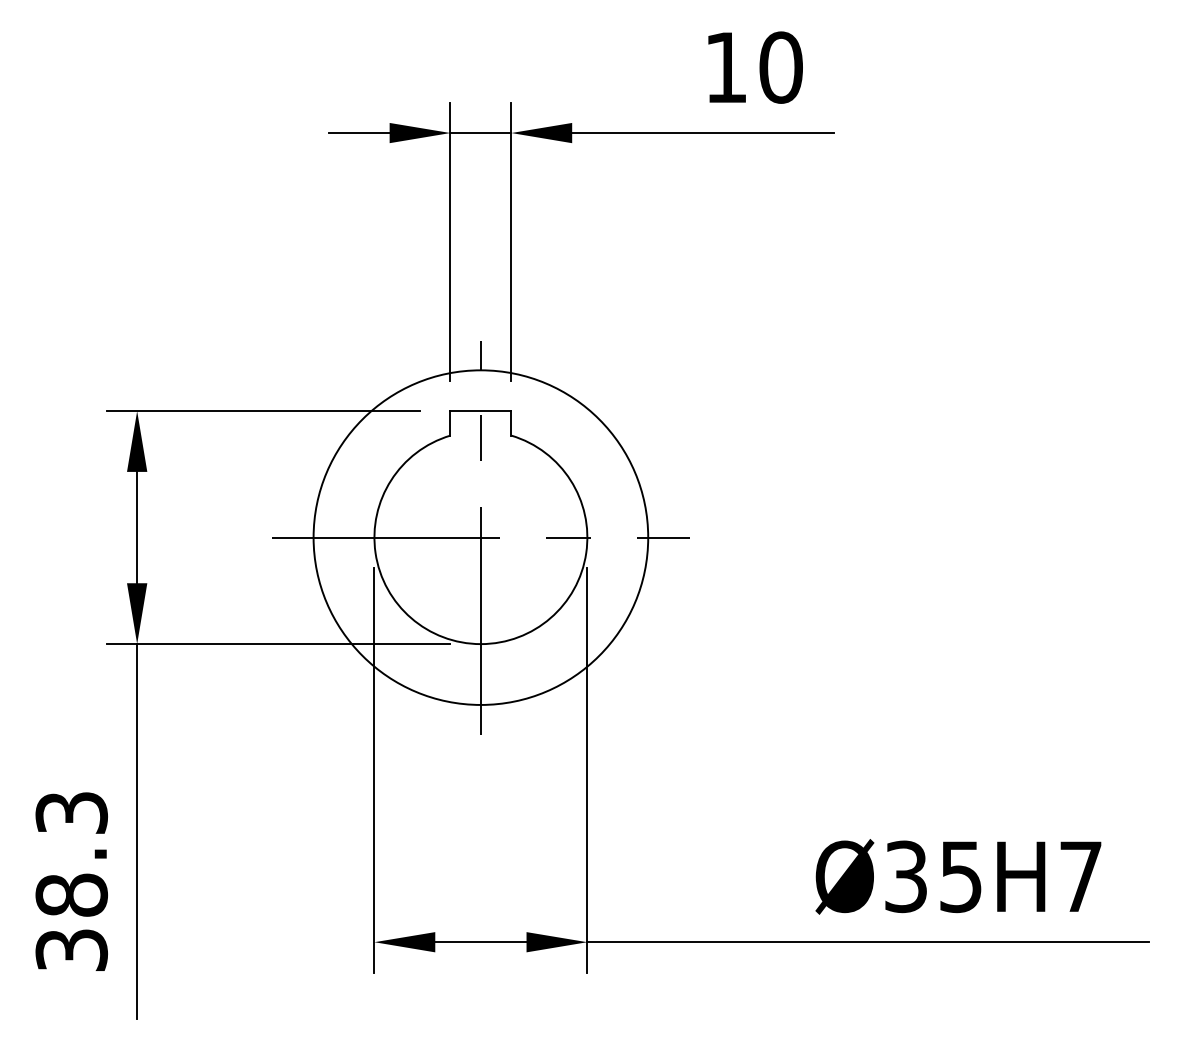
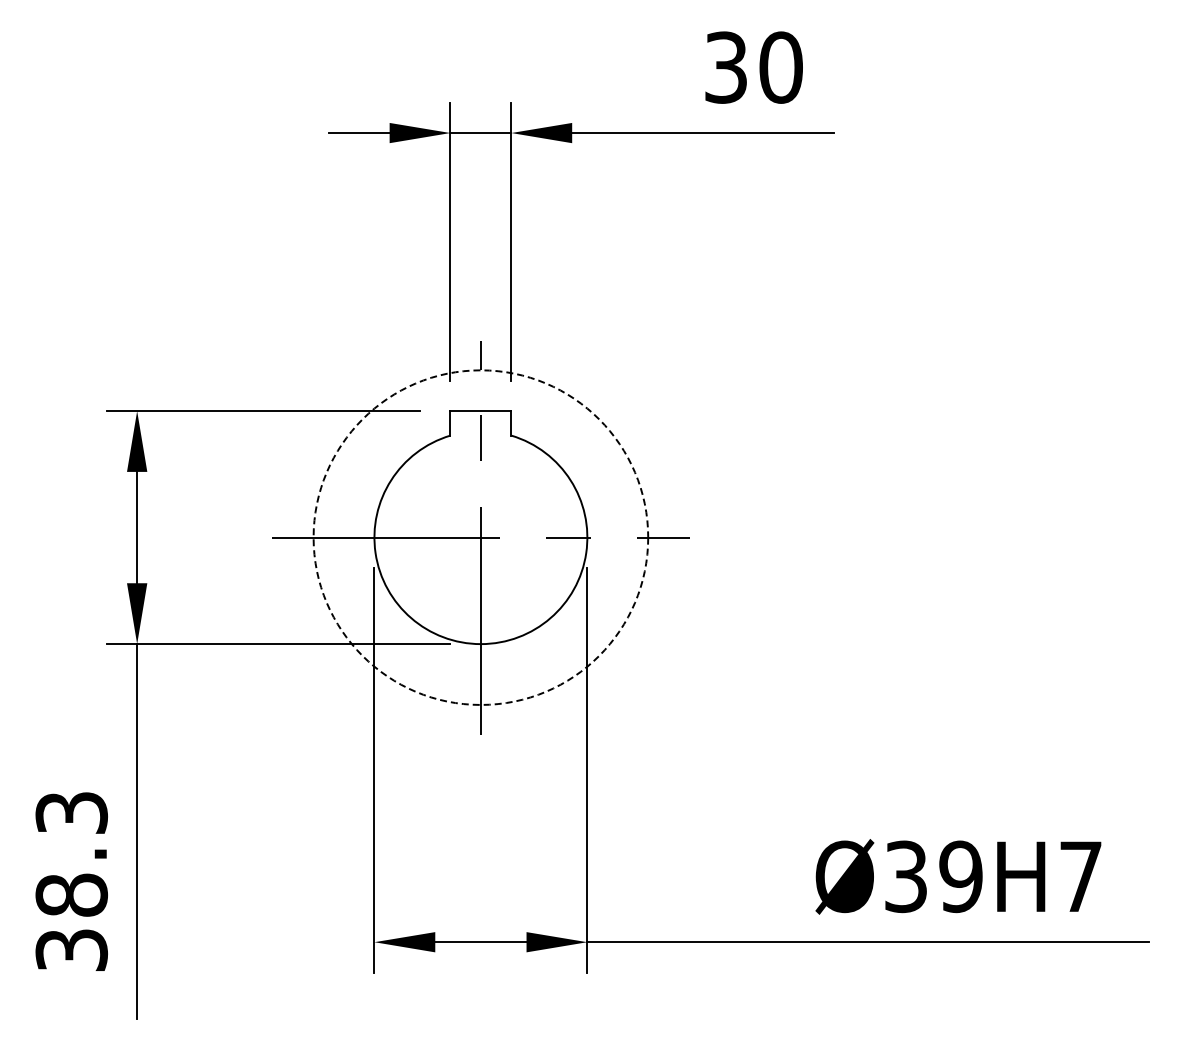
text: 10 -> 30 (725, 67)
circle: solid -> dashed (480, 537)
text: Ø35H7 -> Ø39H7 (960, 876)
